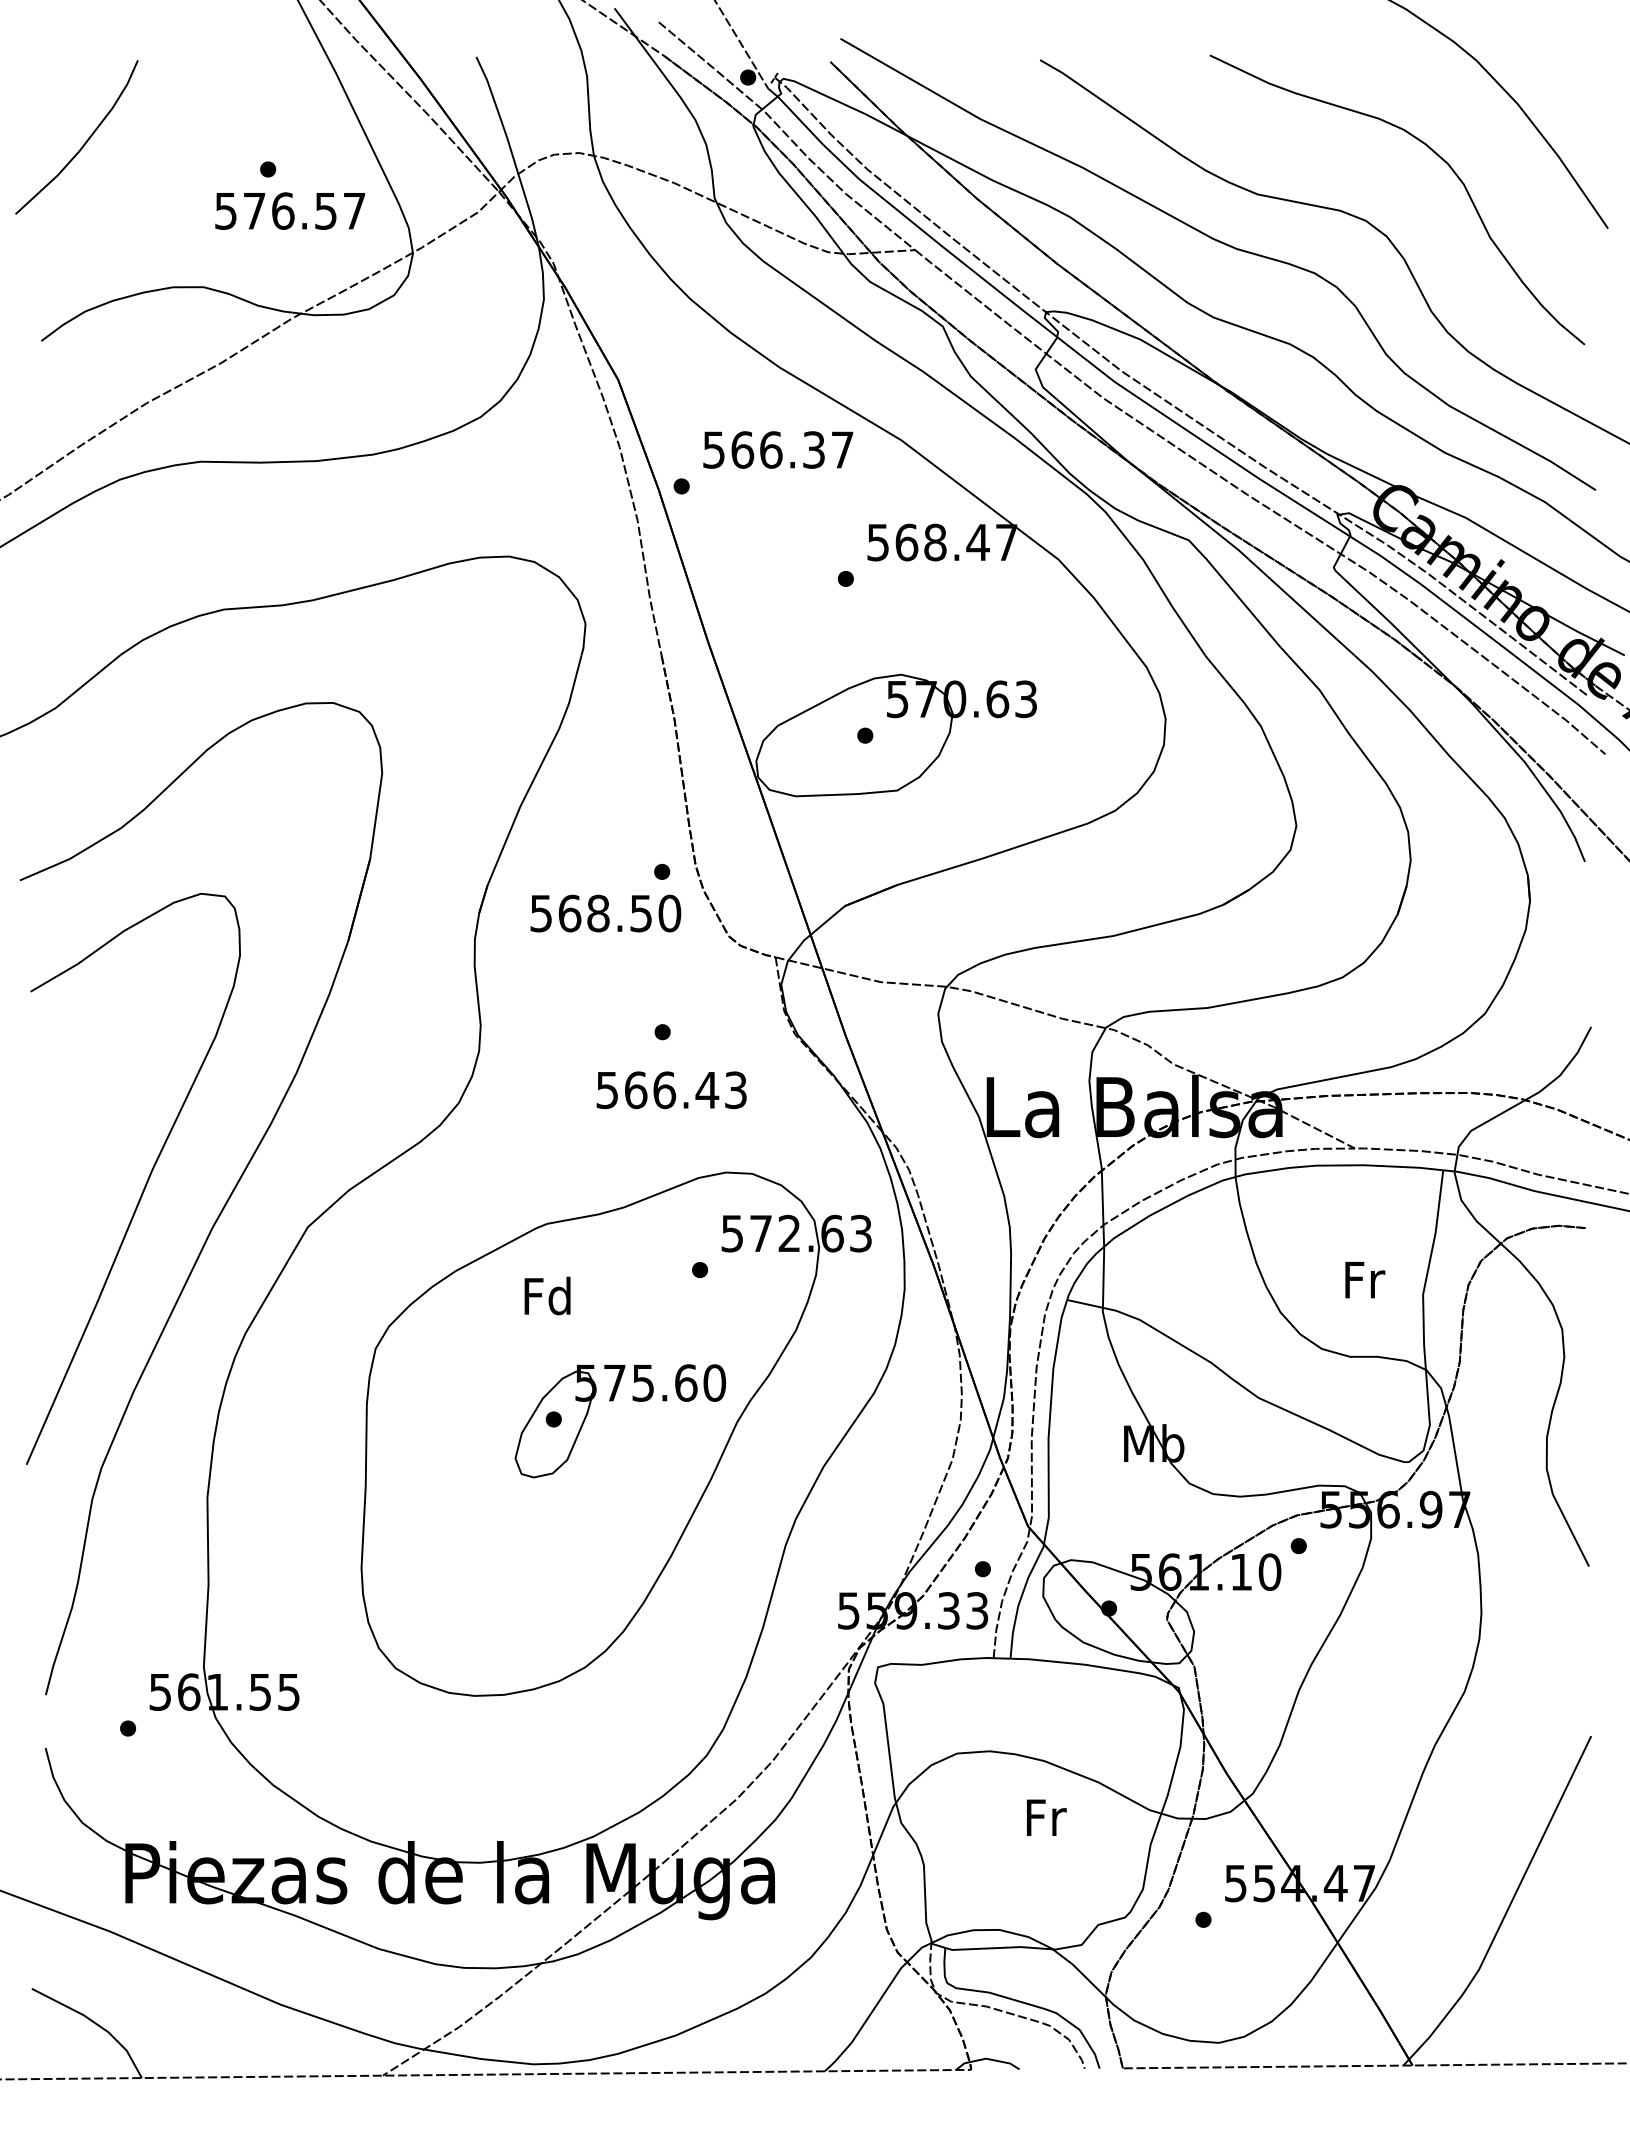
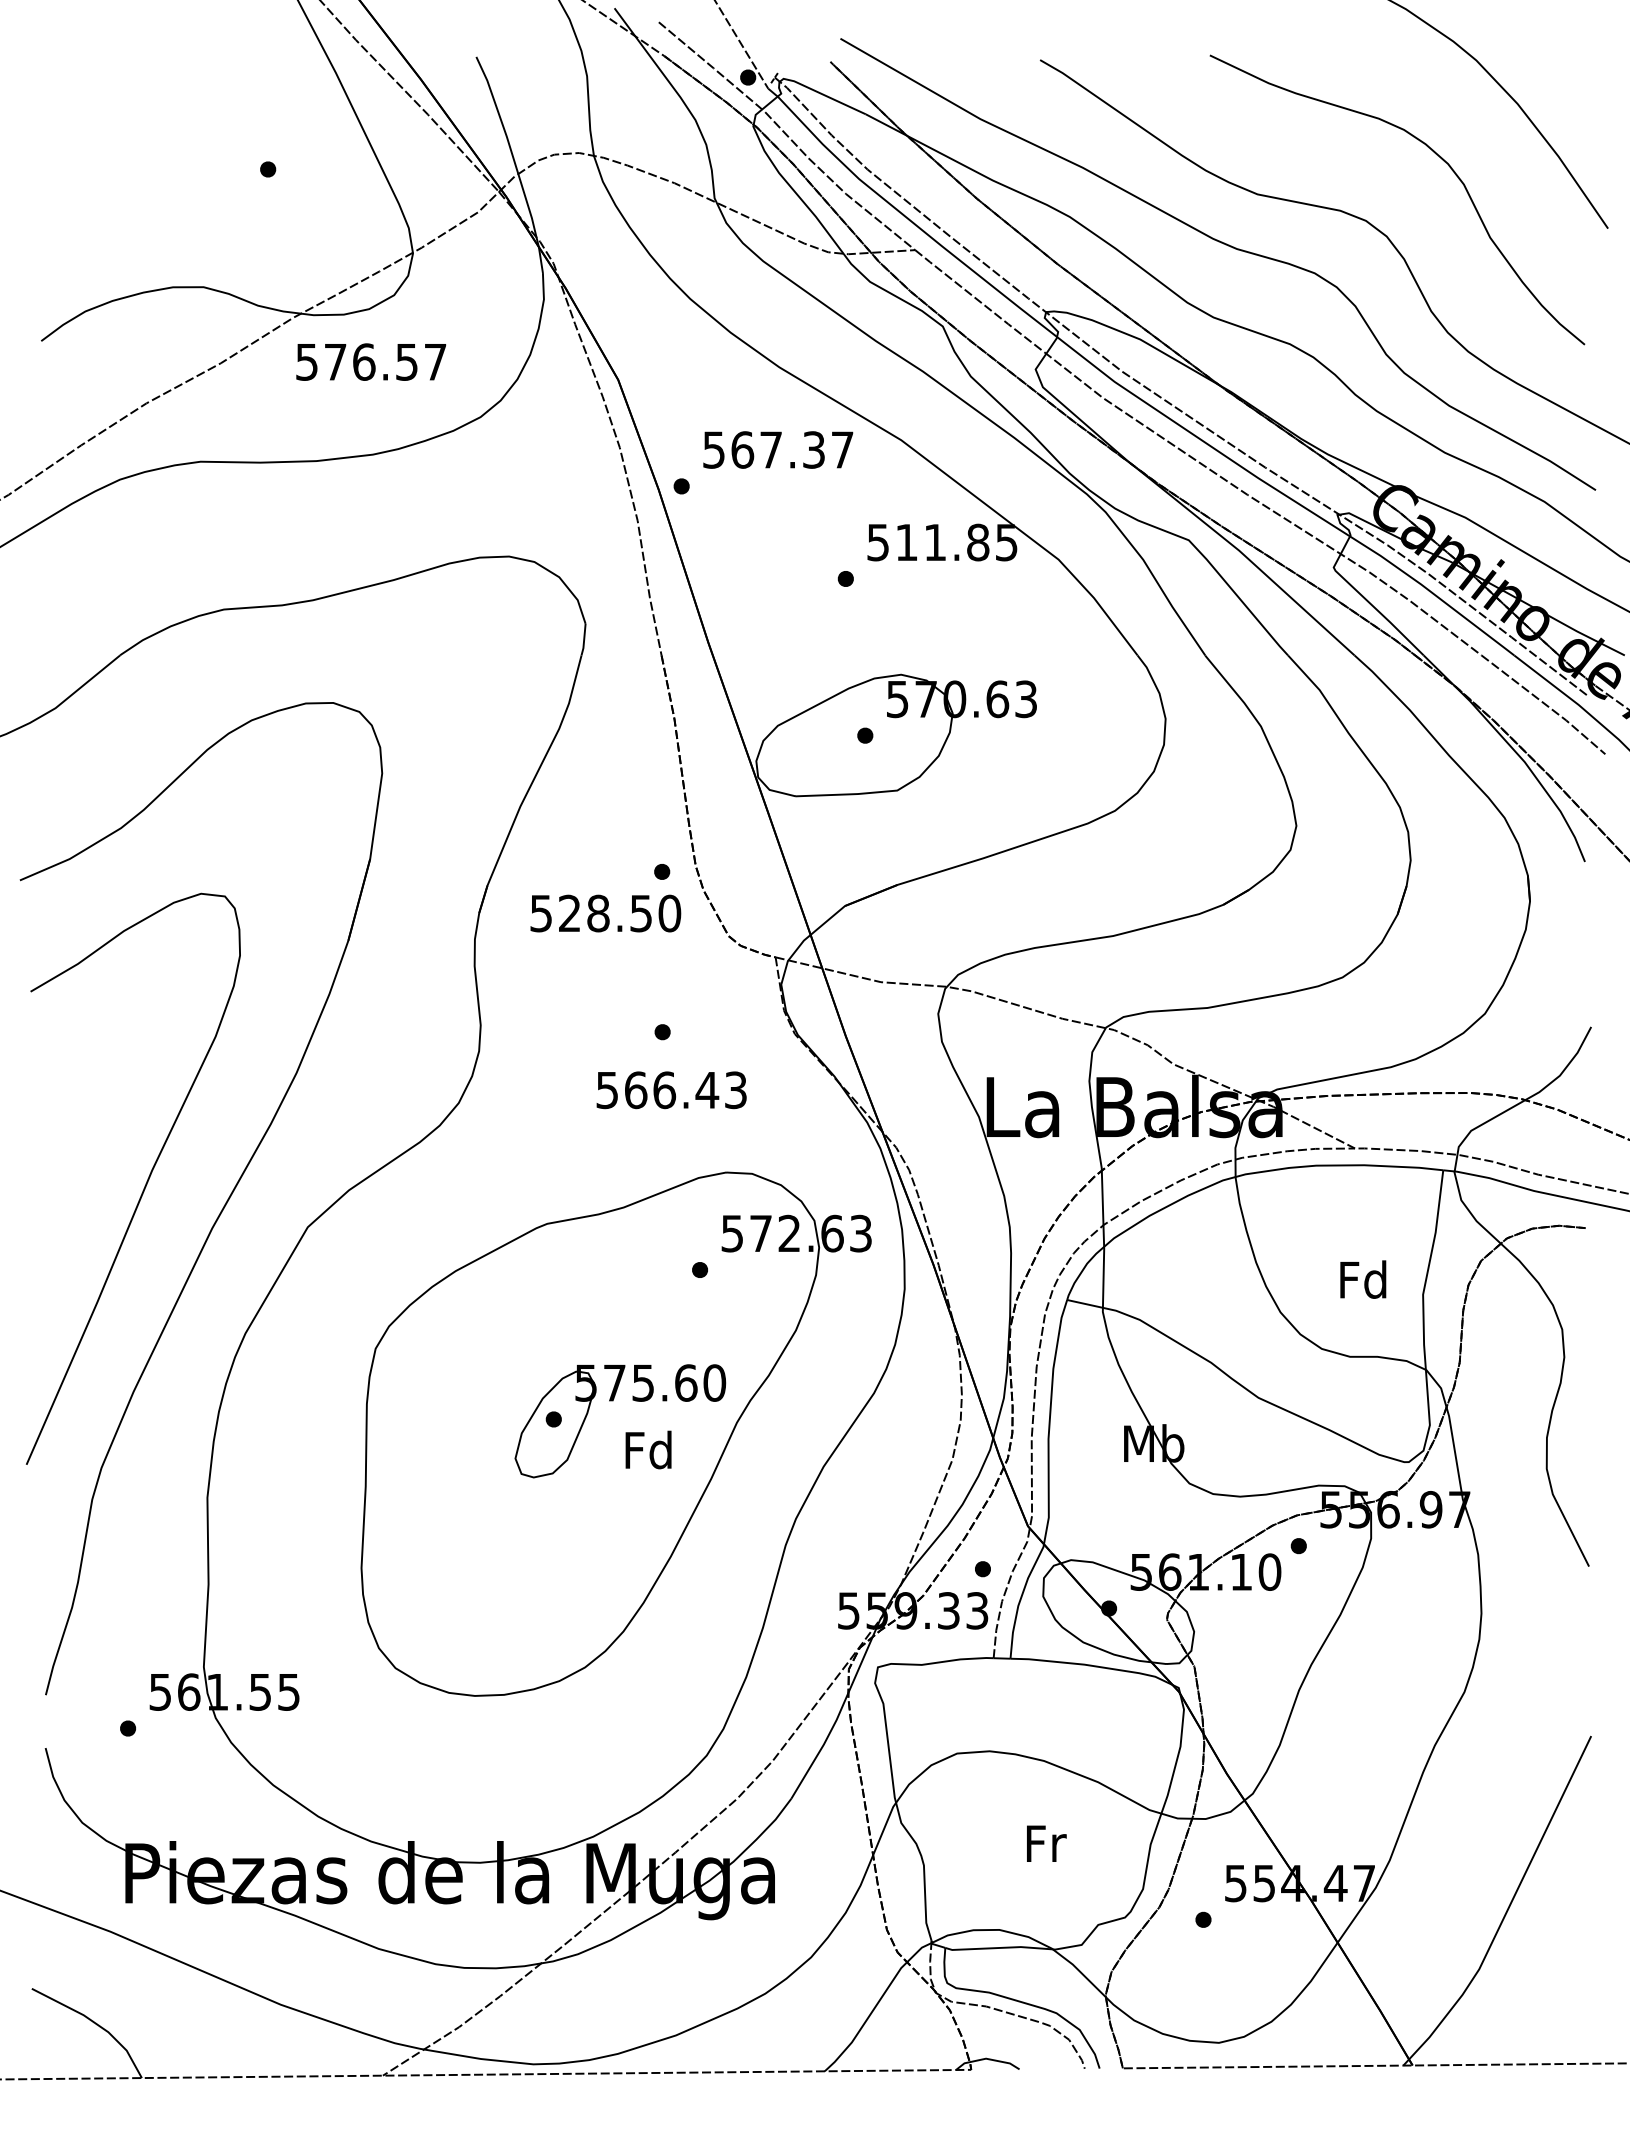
curve: present -> none (85, 141)
text position: (290, 210) -> (371, 361) (371, 361)
text: 566.37 -> 567.37 (771, 449)
text: 568.47 -> 511.85 (956, 542)
text: 568.50 -> 528.50 (569, 913)
text: Fr -> Fd (1363, 1279)
text position: (547, 1295) -> (648, 1449) (648, 1449)
text position: (1046, 1817) -> (1046, 1843) (1046, 1843)
